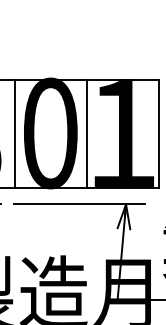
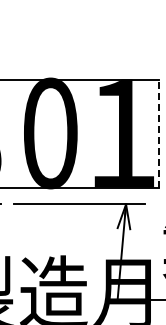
line: present -> none (14, 133)
line: present -> none (86, 133)
line: solid -> dashed (158, 133)
